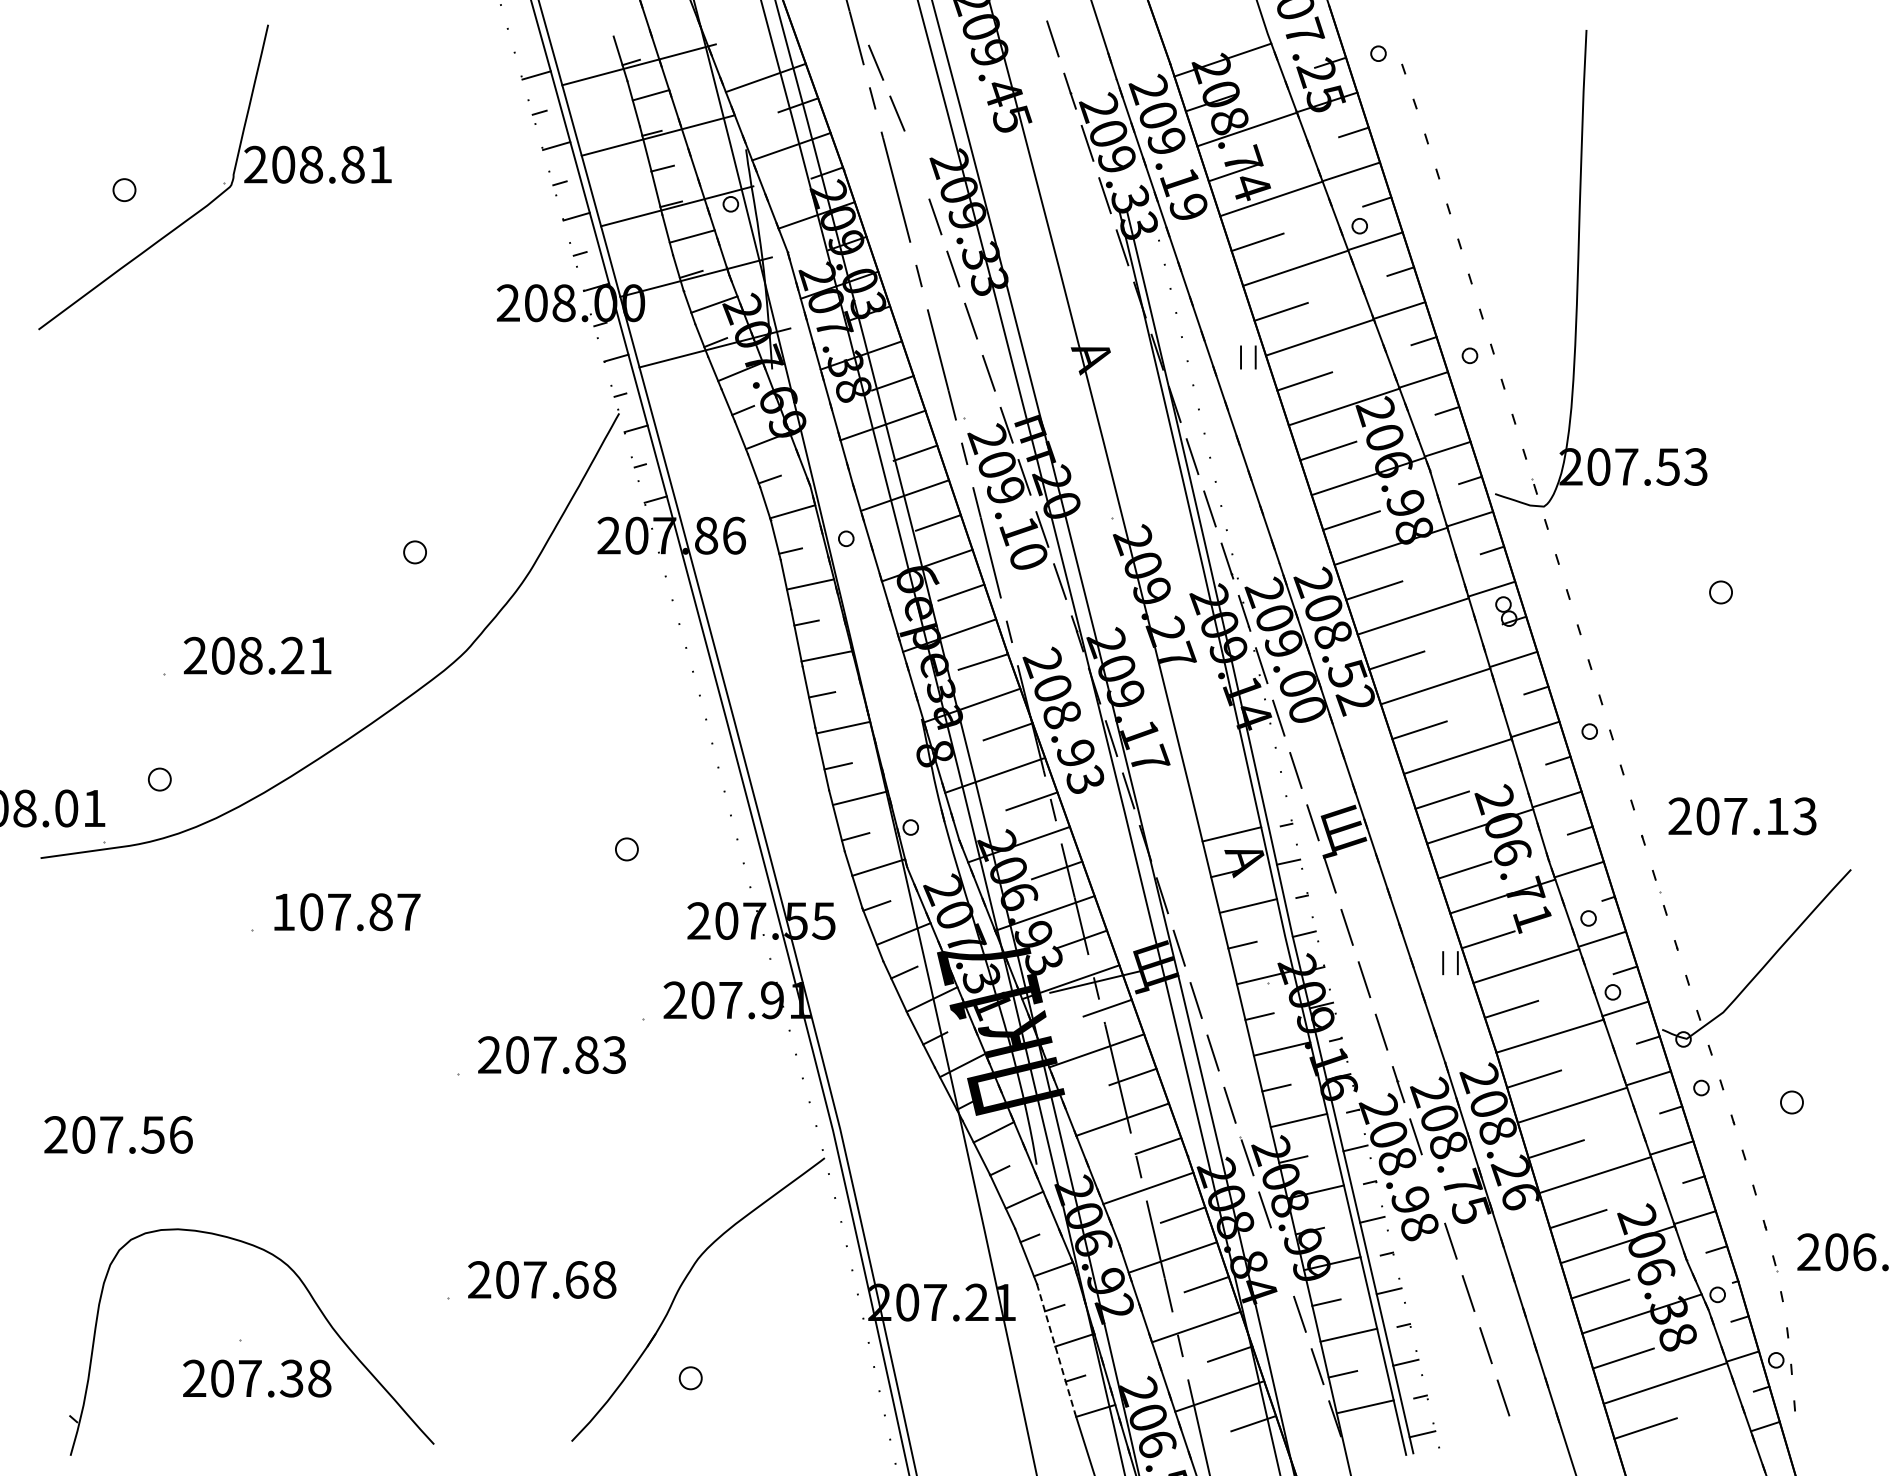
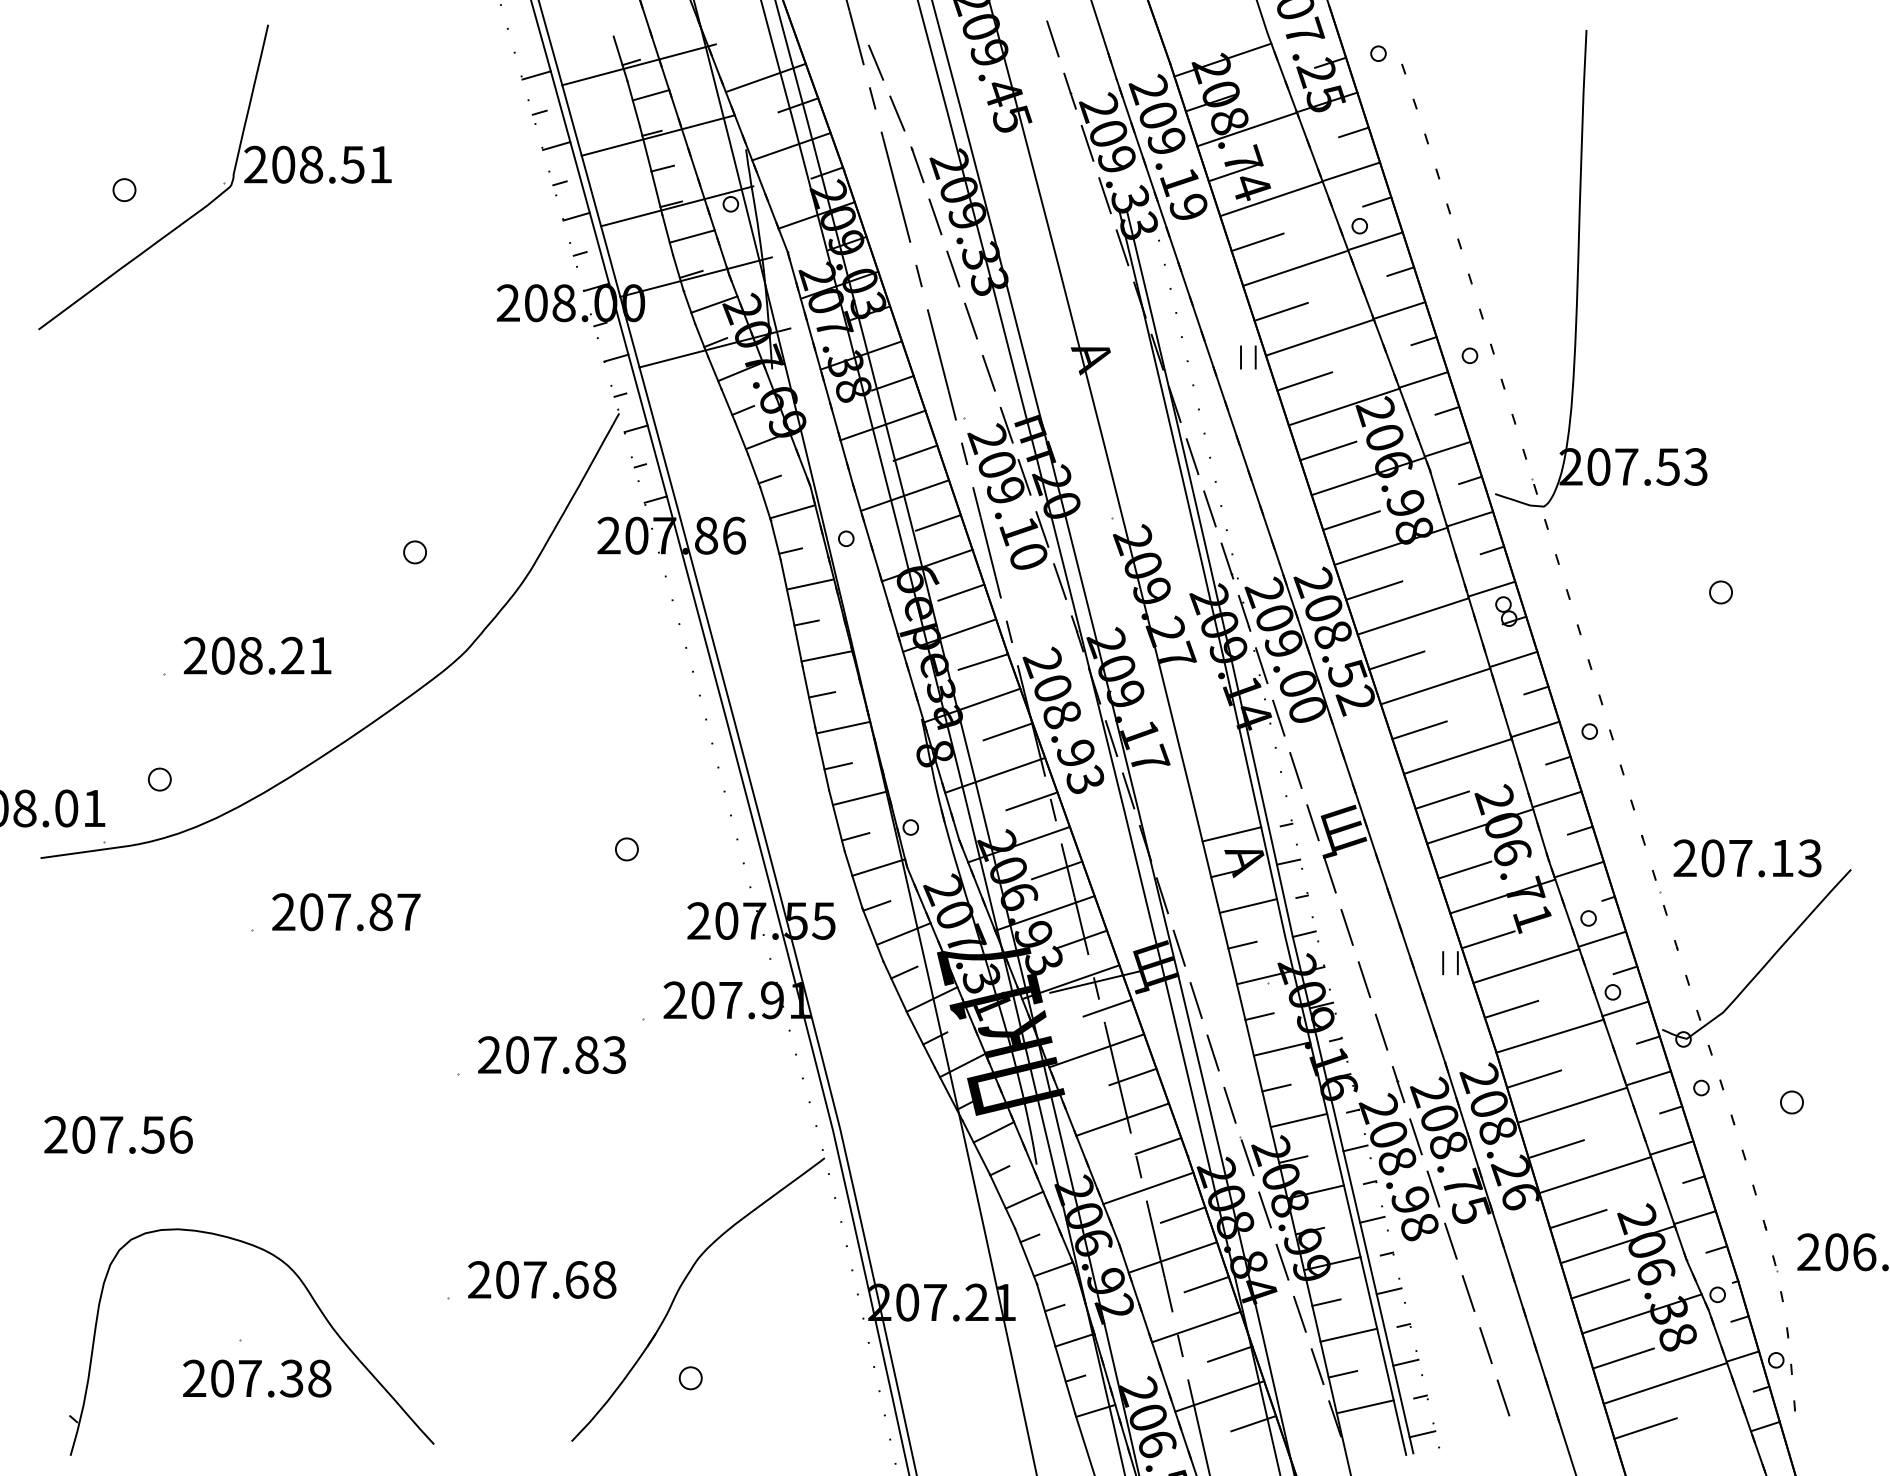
text: 208.81 -> 208.51 (352, 164)
line: none -> present (917, 164)
text position: (1742, 816) -> (1747, 858) (1747, 858)
text: 107.87 -> 207.87 (283, 911)
line: none -> present (1433, 1188)
line: none -> present (1282, 1261)
line: dashed -> solid (1056, 1348)
